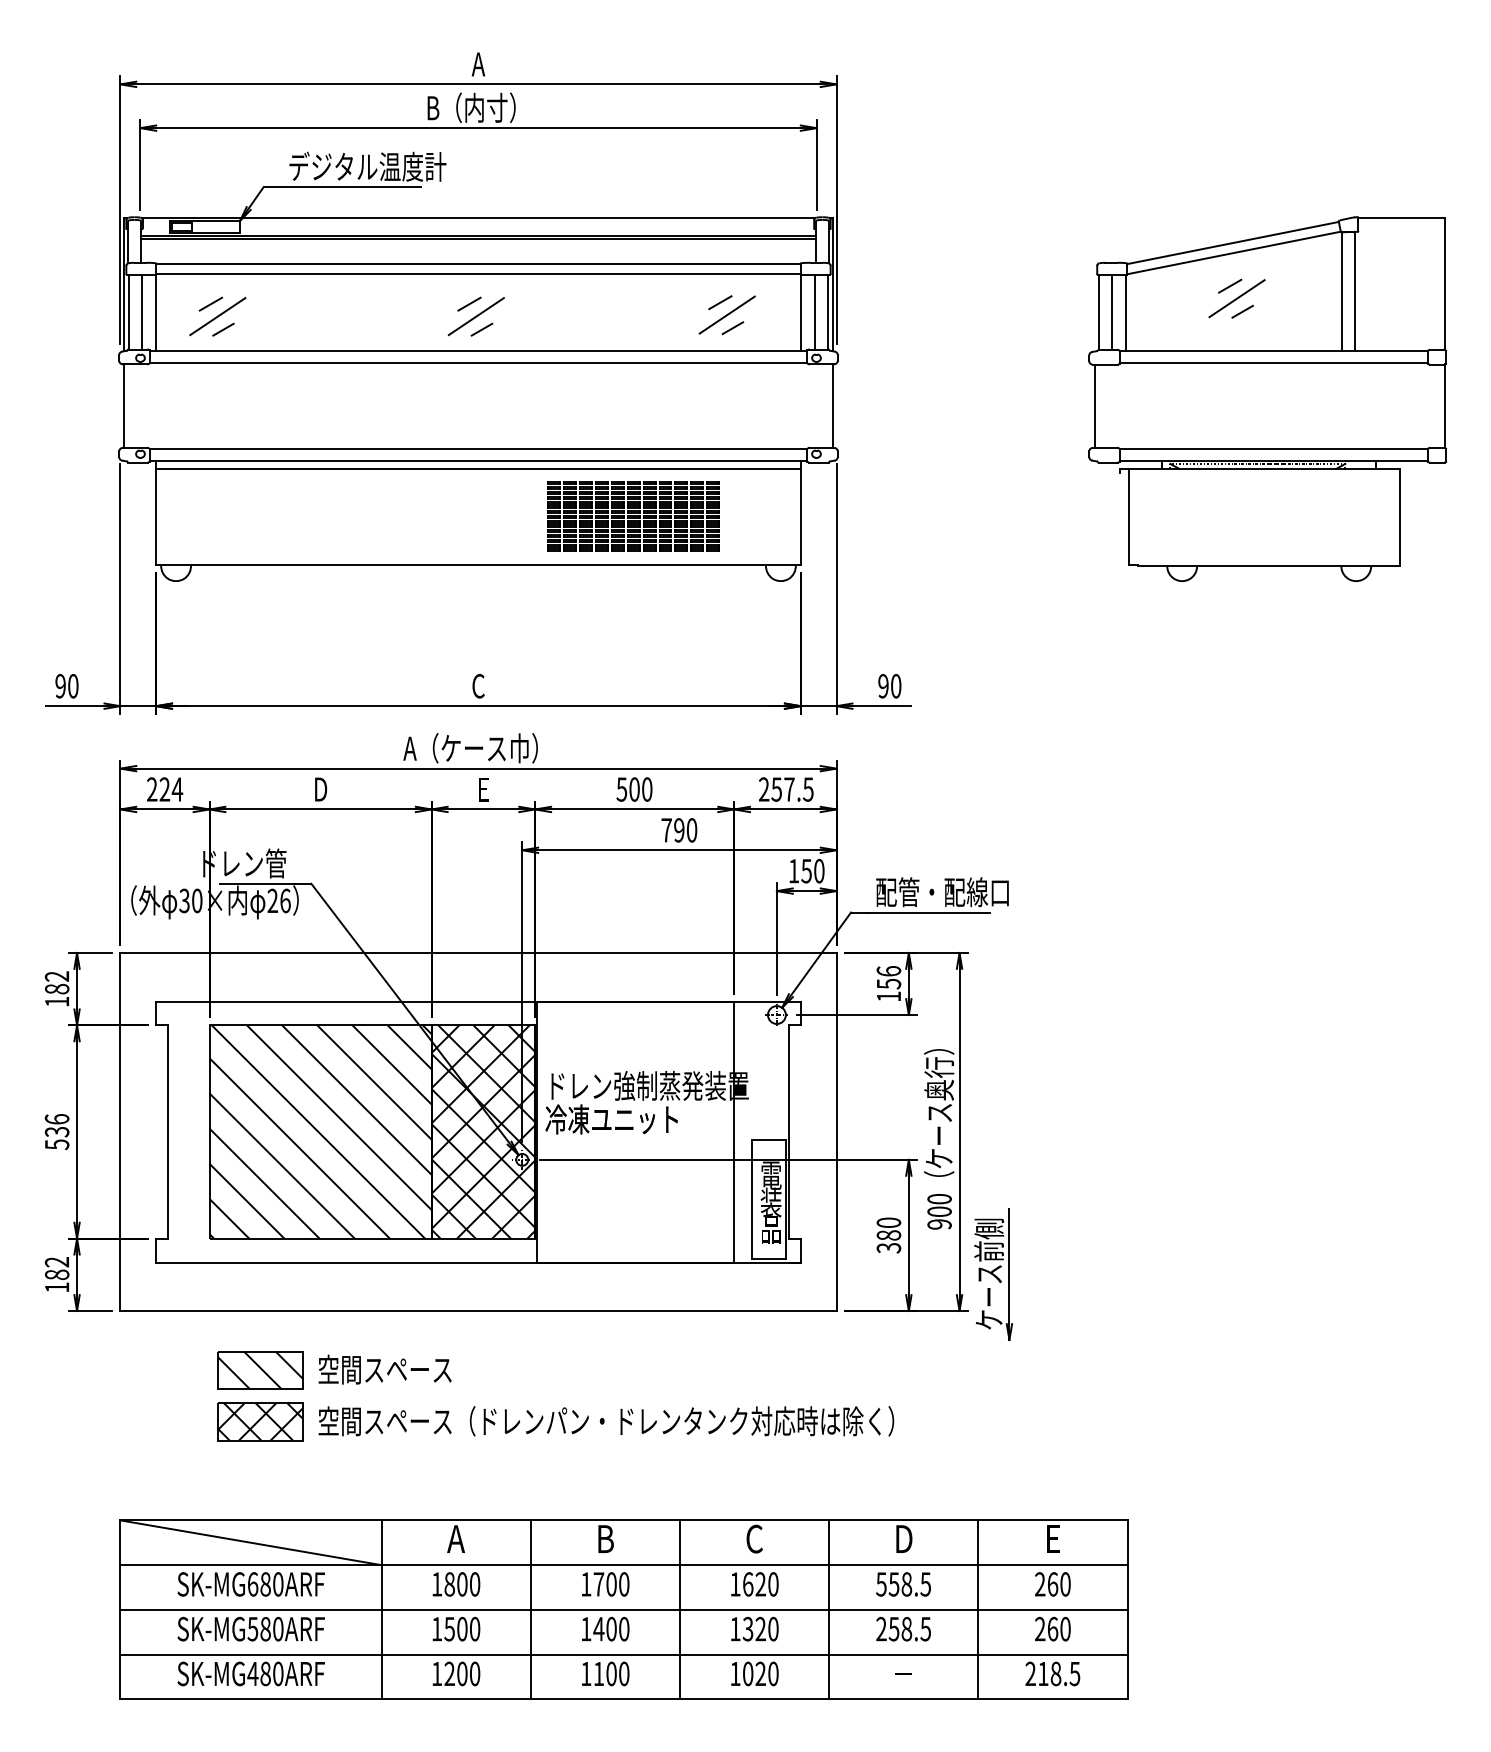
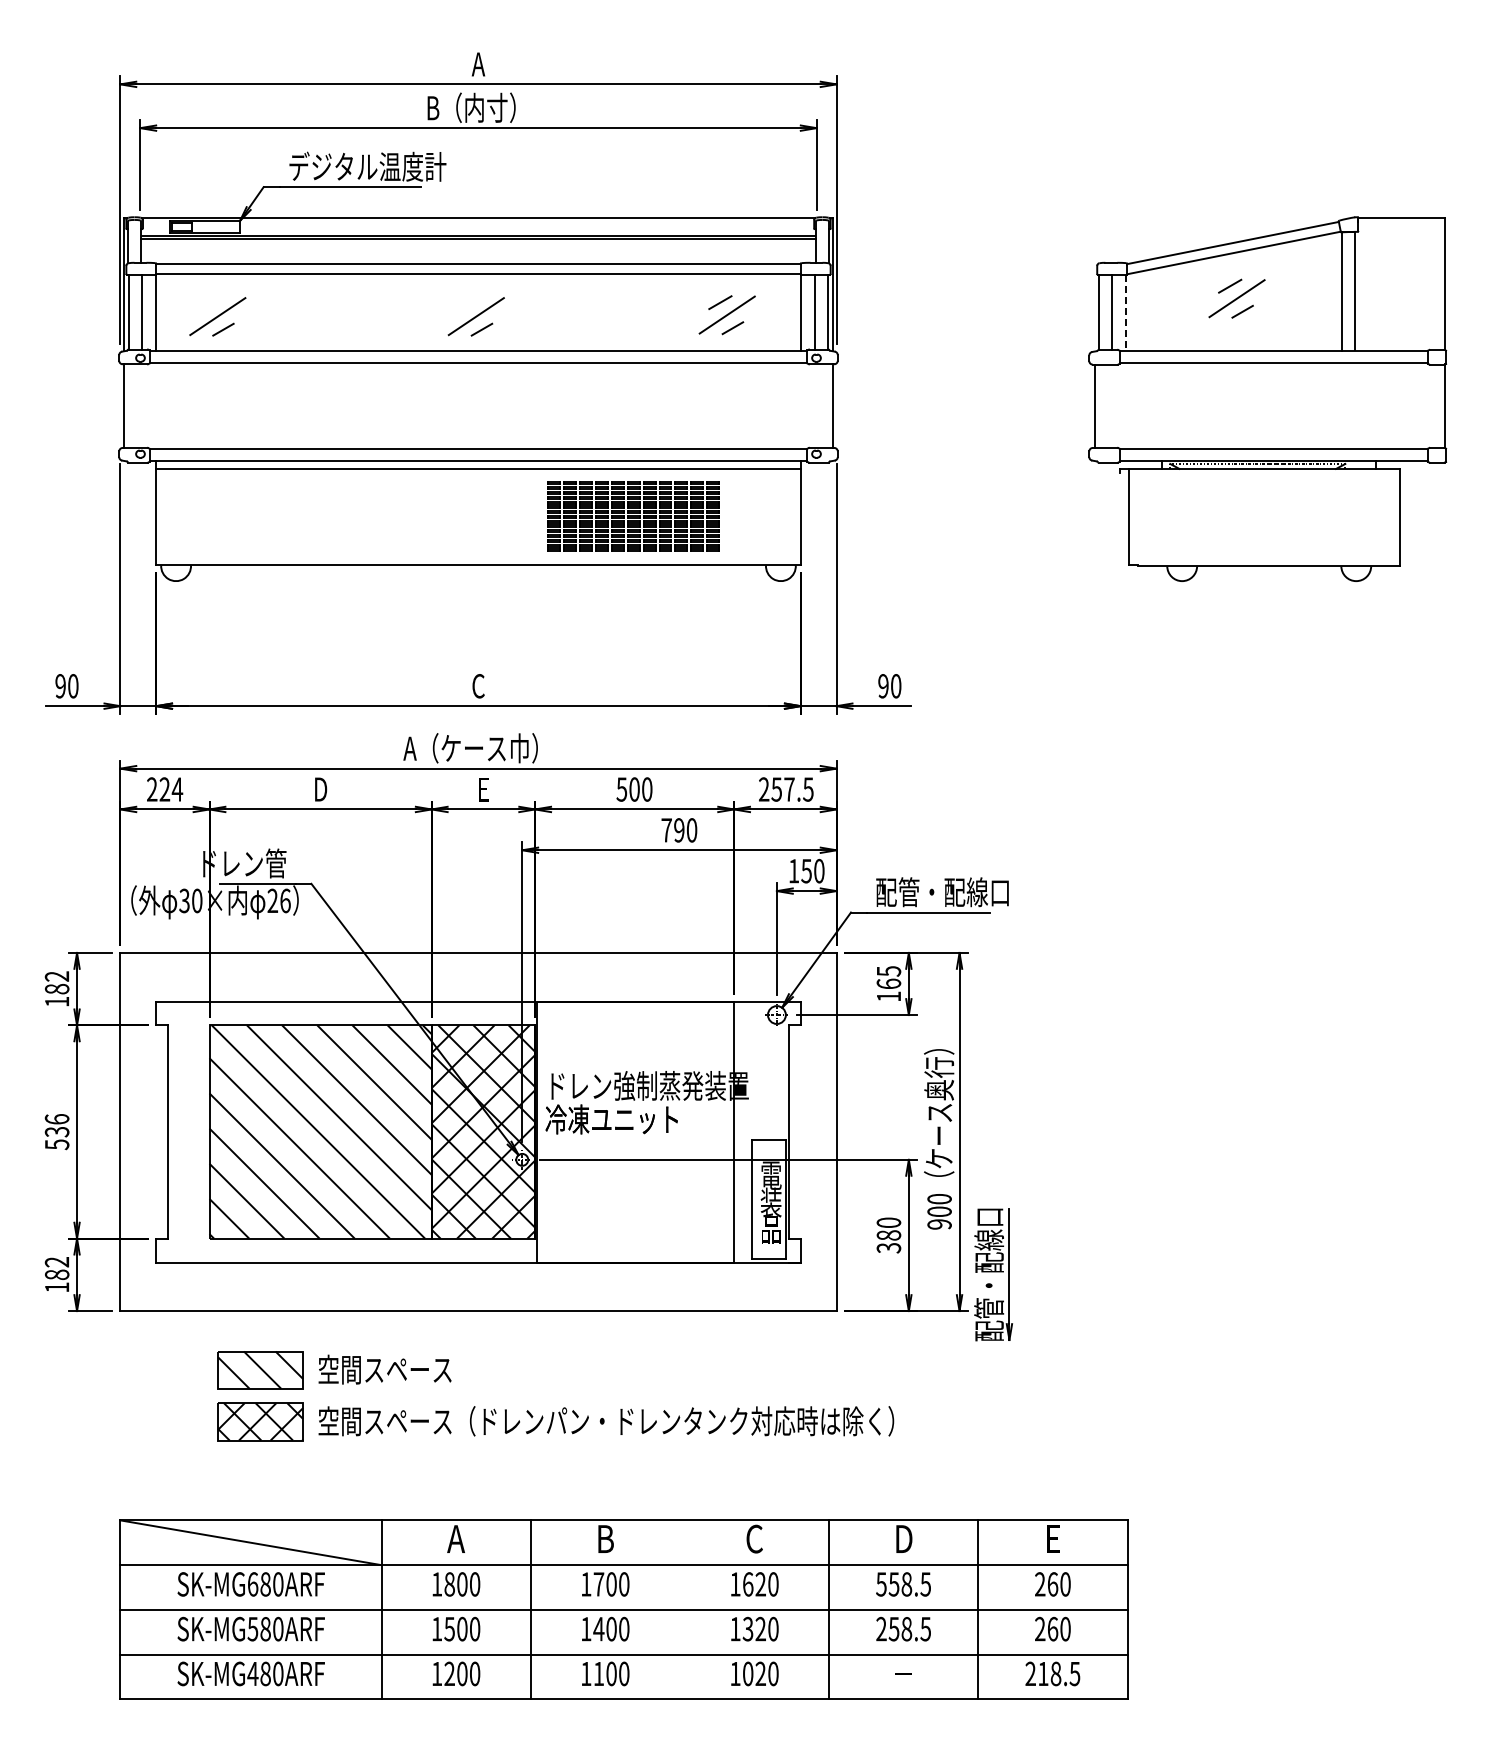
line: present -> none (210, 303)
line: present -> none (469, 303)
line: solid -> dashed (1126, 313)
text: 156 -> 165 (888, 977)
text: ケース前側 -> 配管・配線口 (989, 1274)
line: present -> none (679, 1609)
